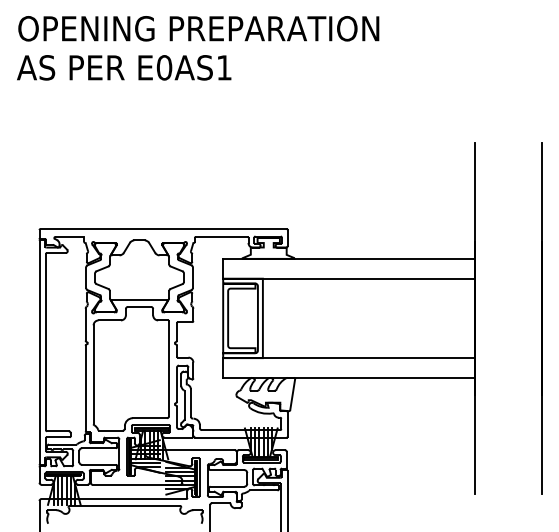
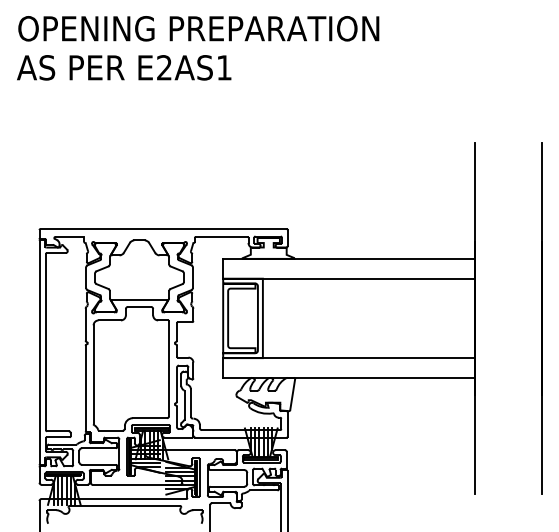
text: E0AS1 -> E2AS1 (164, 67)
